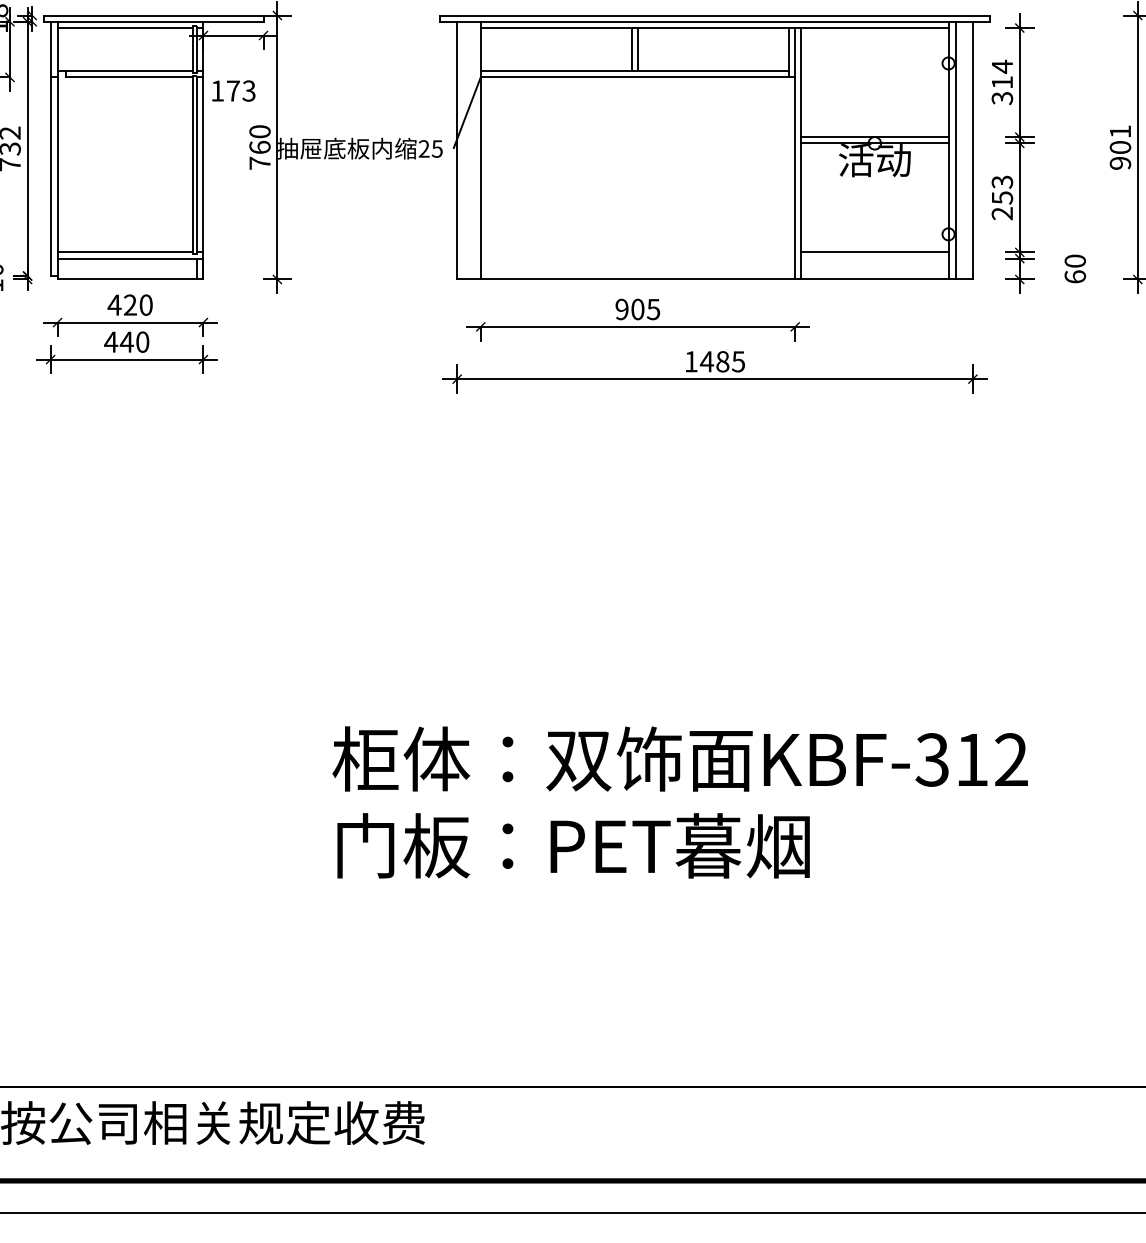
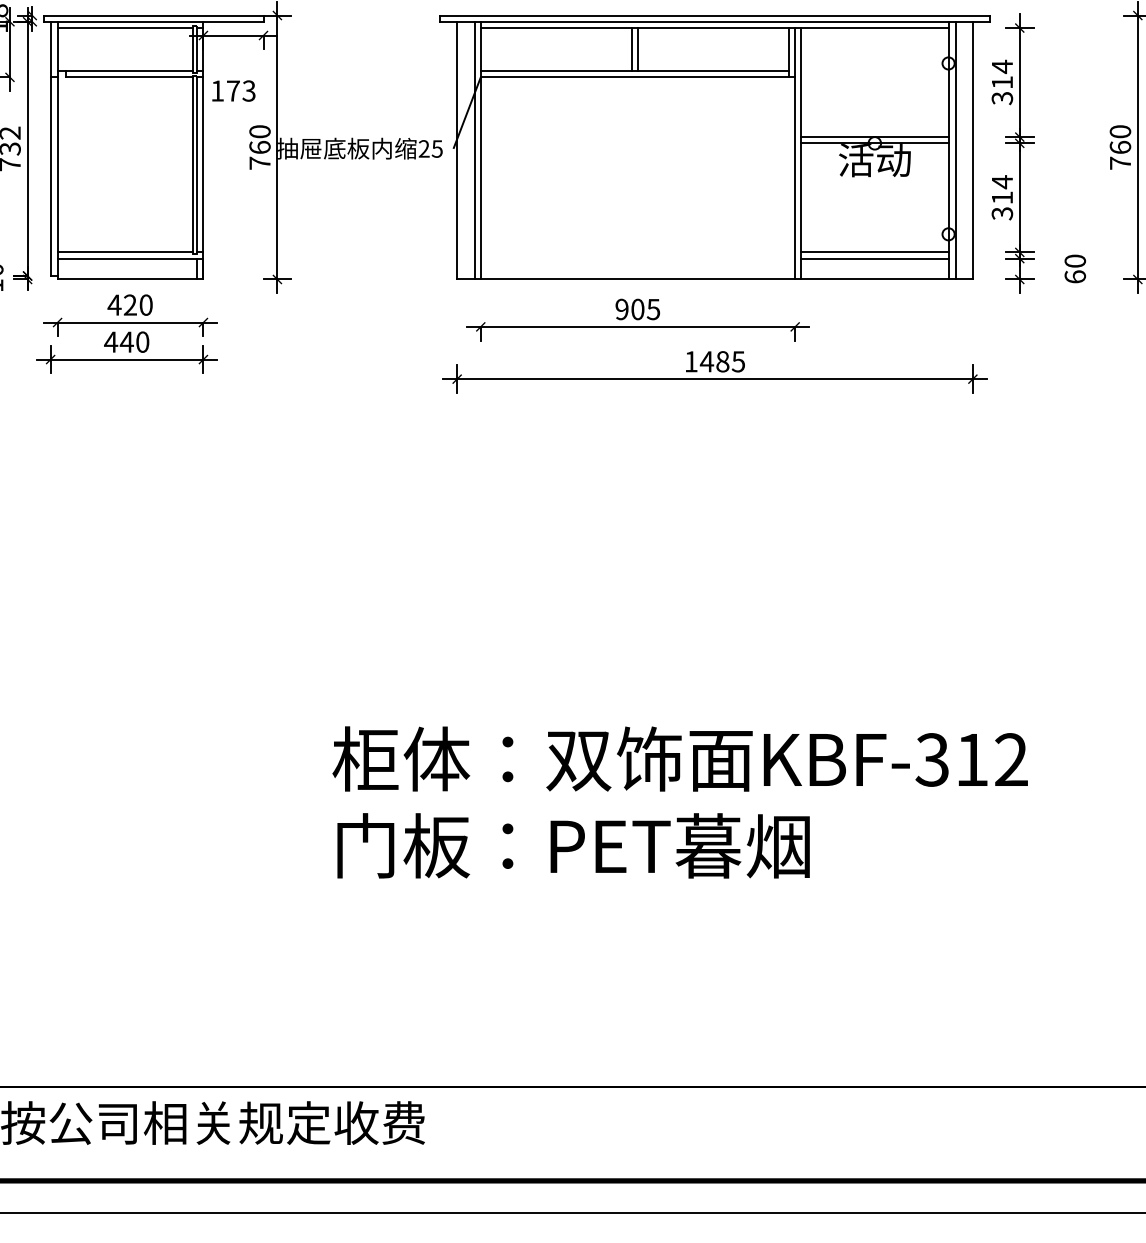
text: 901 -> 760 (1120, 147)
line: none -> present (474, 150)
text: 253 -> 314 (1002, 197)
line: none -> present (875, 258)
